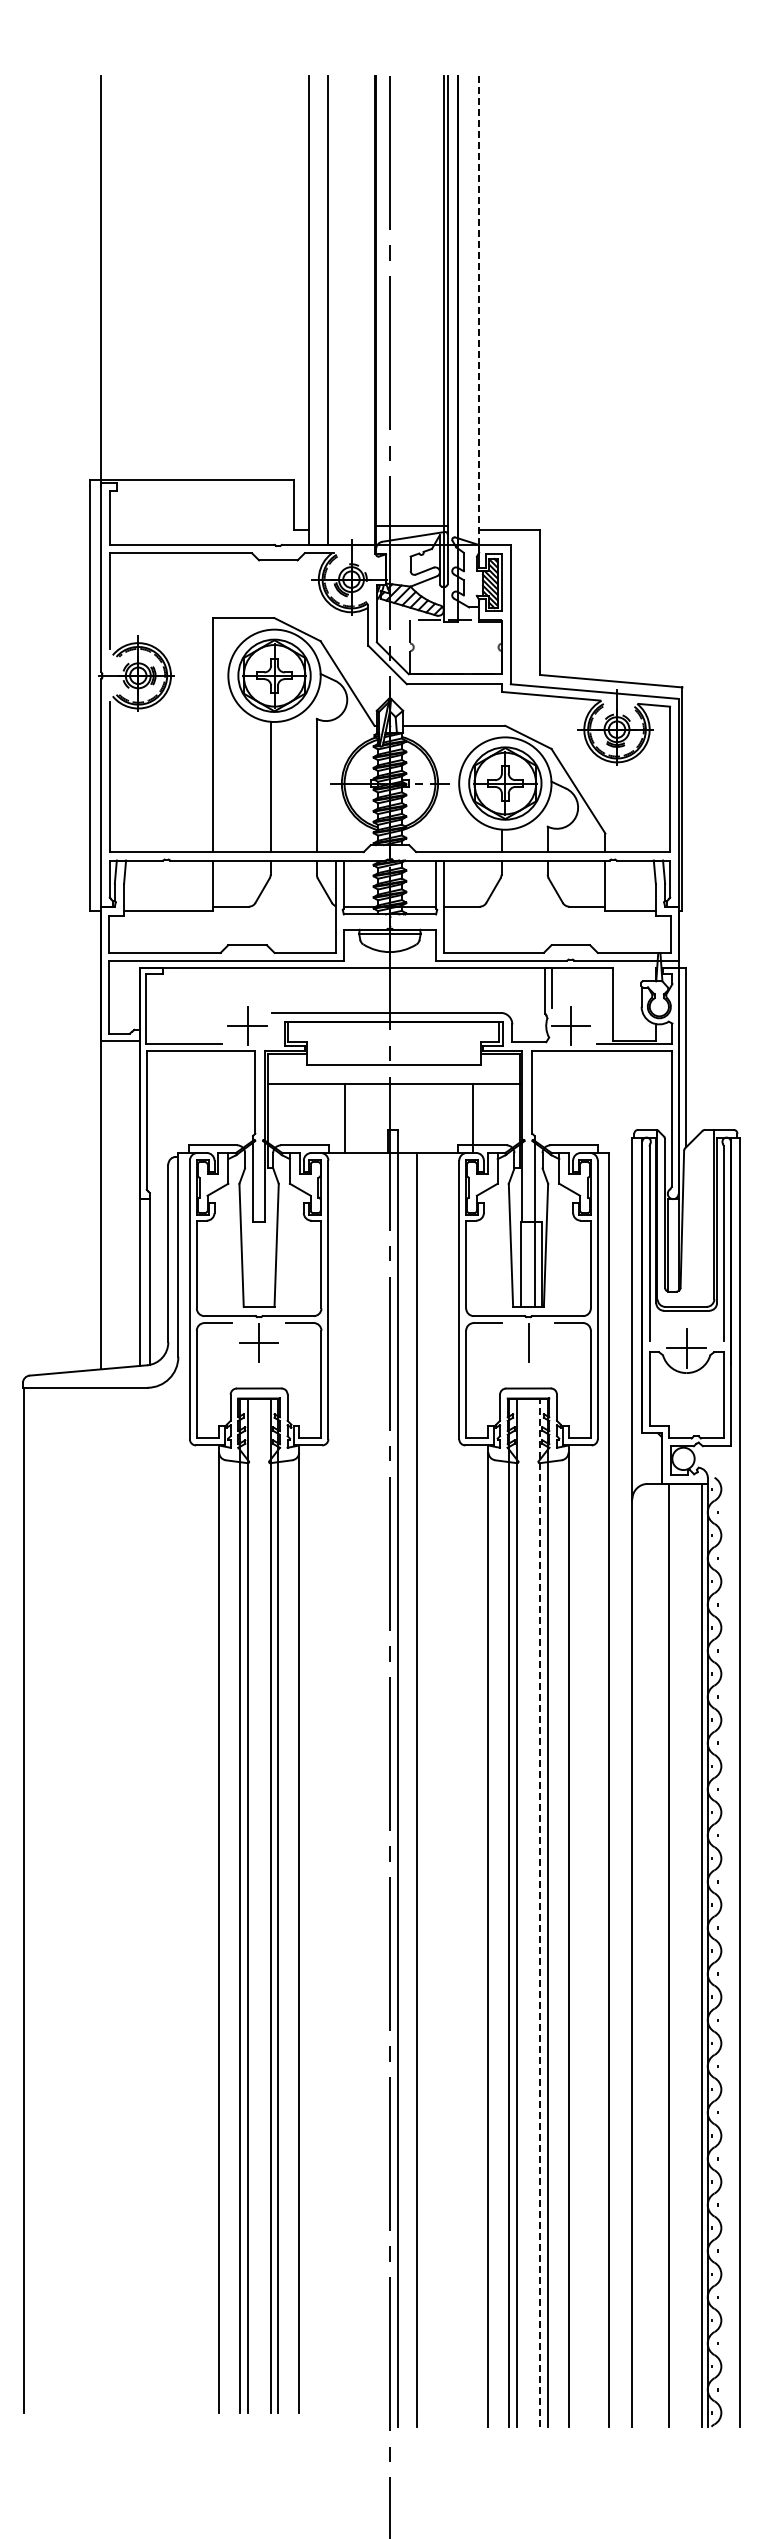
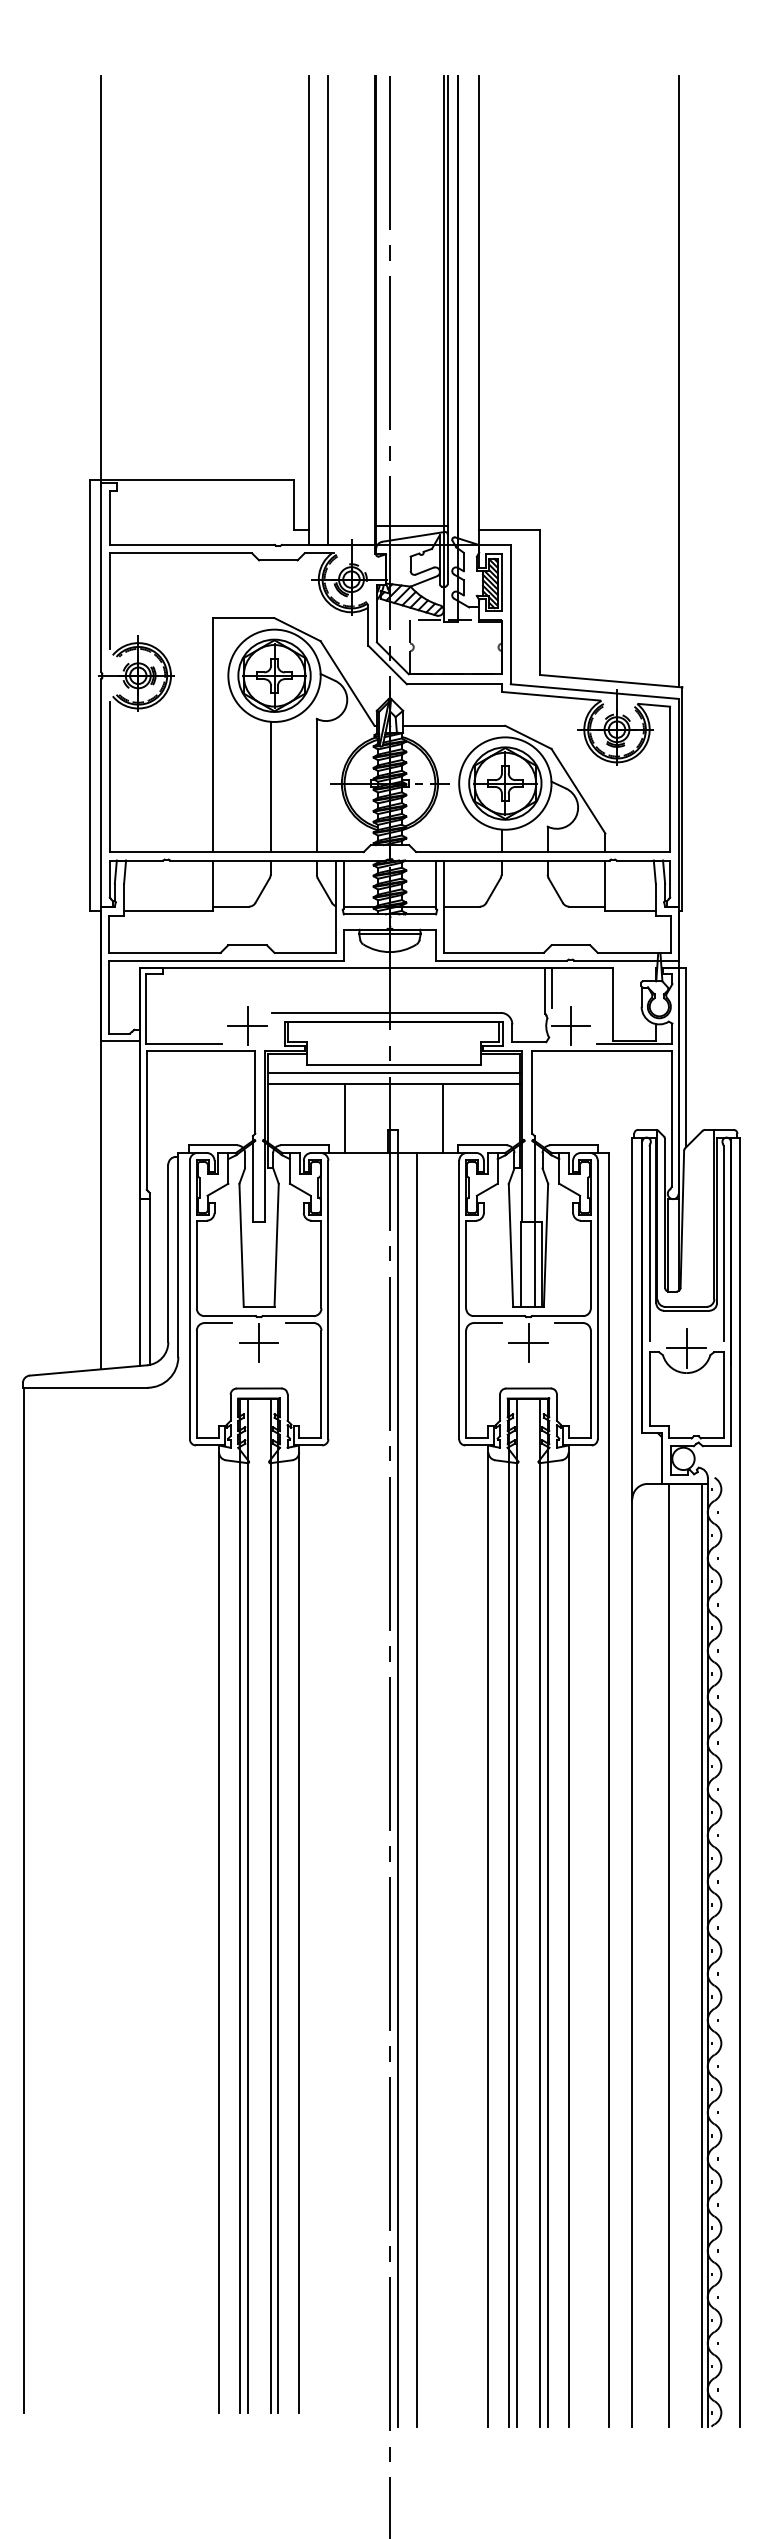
line: dashed -> solid (479, 311)
line: none -> present (678, 381)
line: none -> present (393, 1072)
line position: (473, 1117) -> (443, 1117) (443, 1117)
line: none -> present (528, 1343)
line: dashed -> solid (540, 1912)
